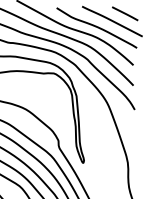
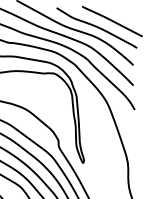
line: present -> none (125, 13)
